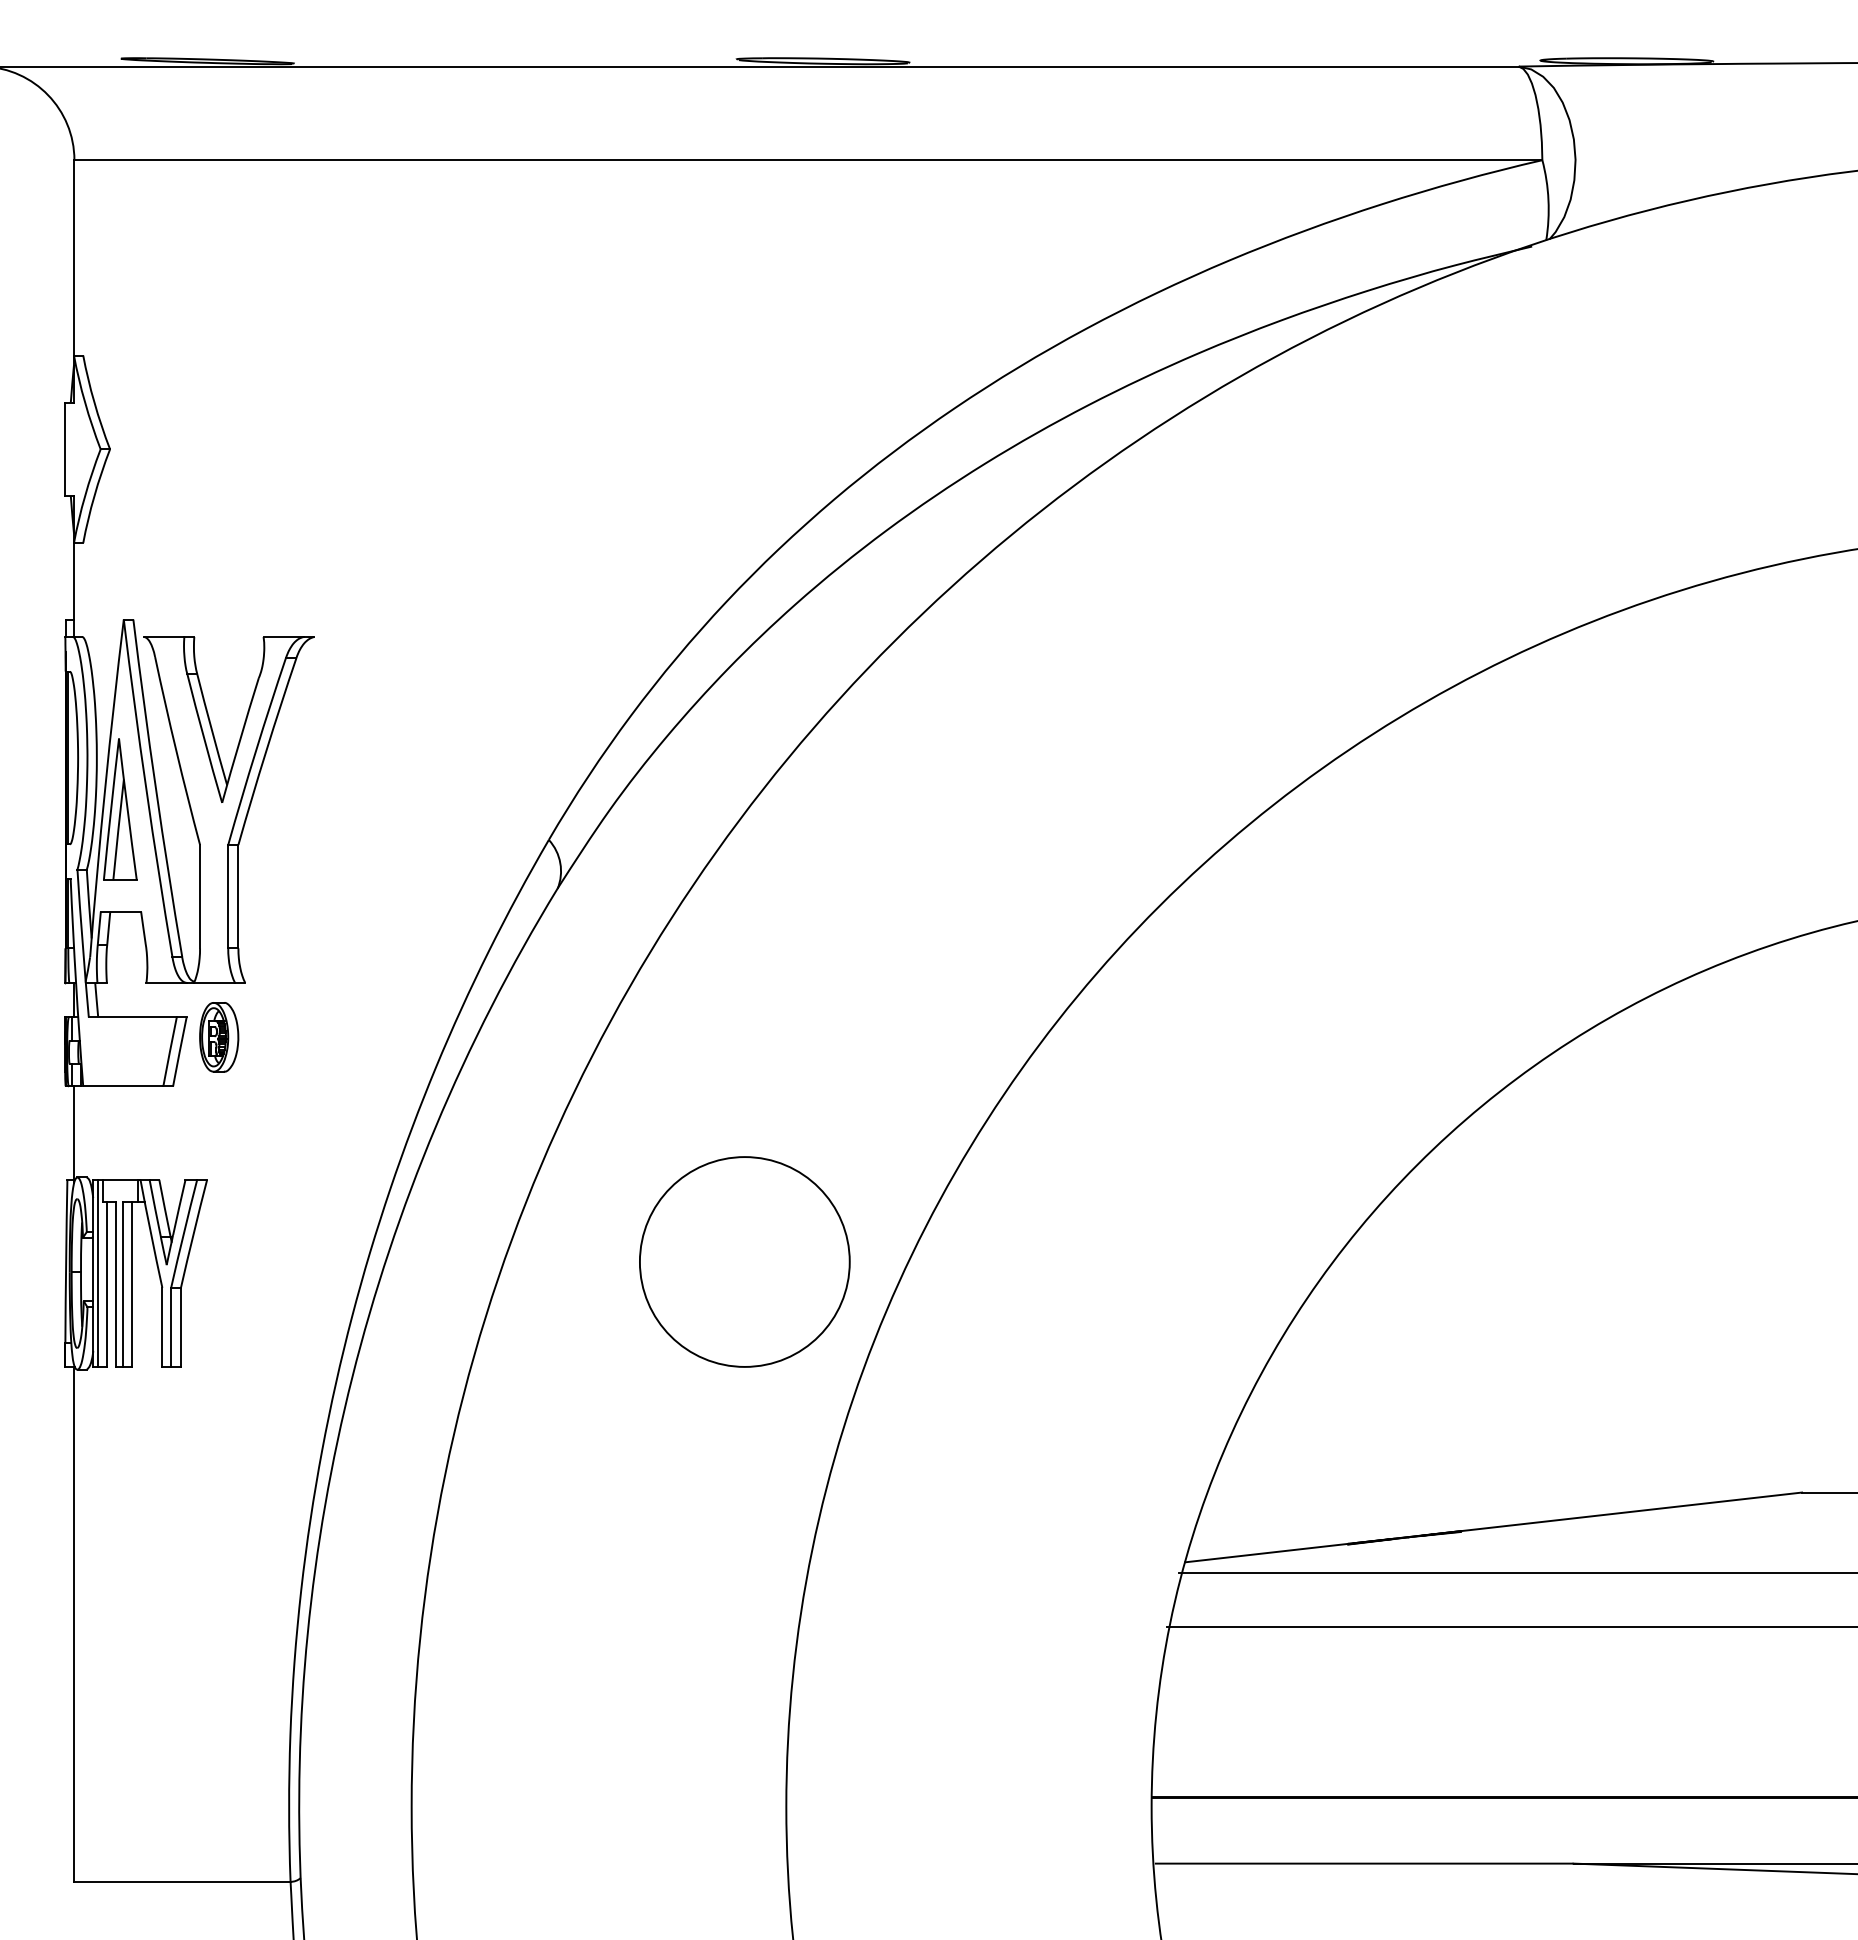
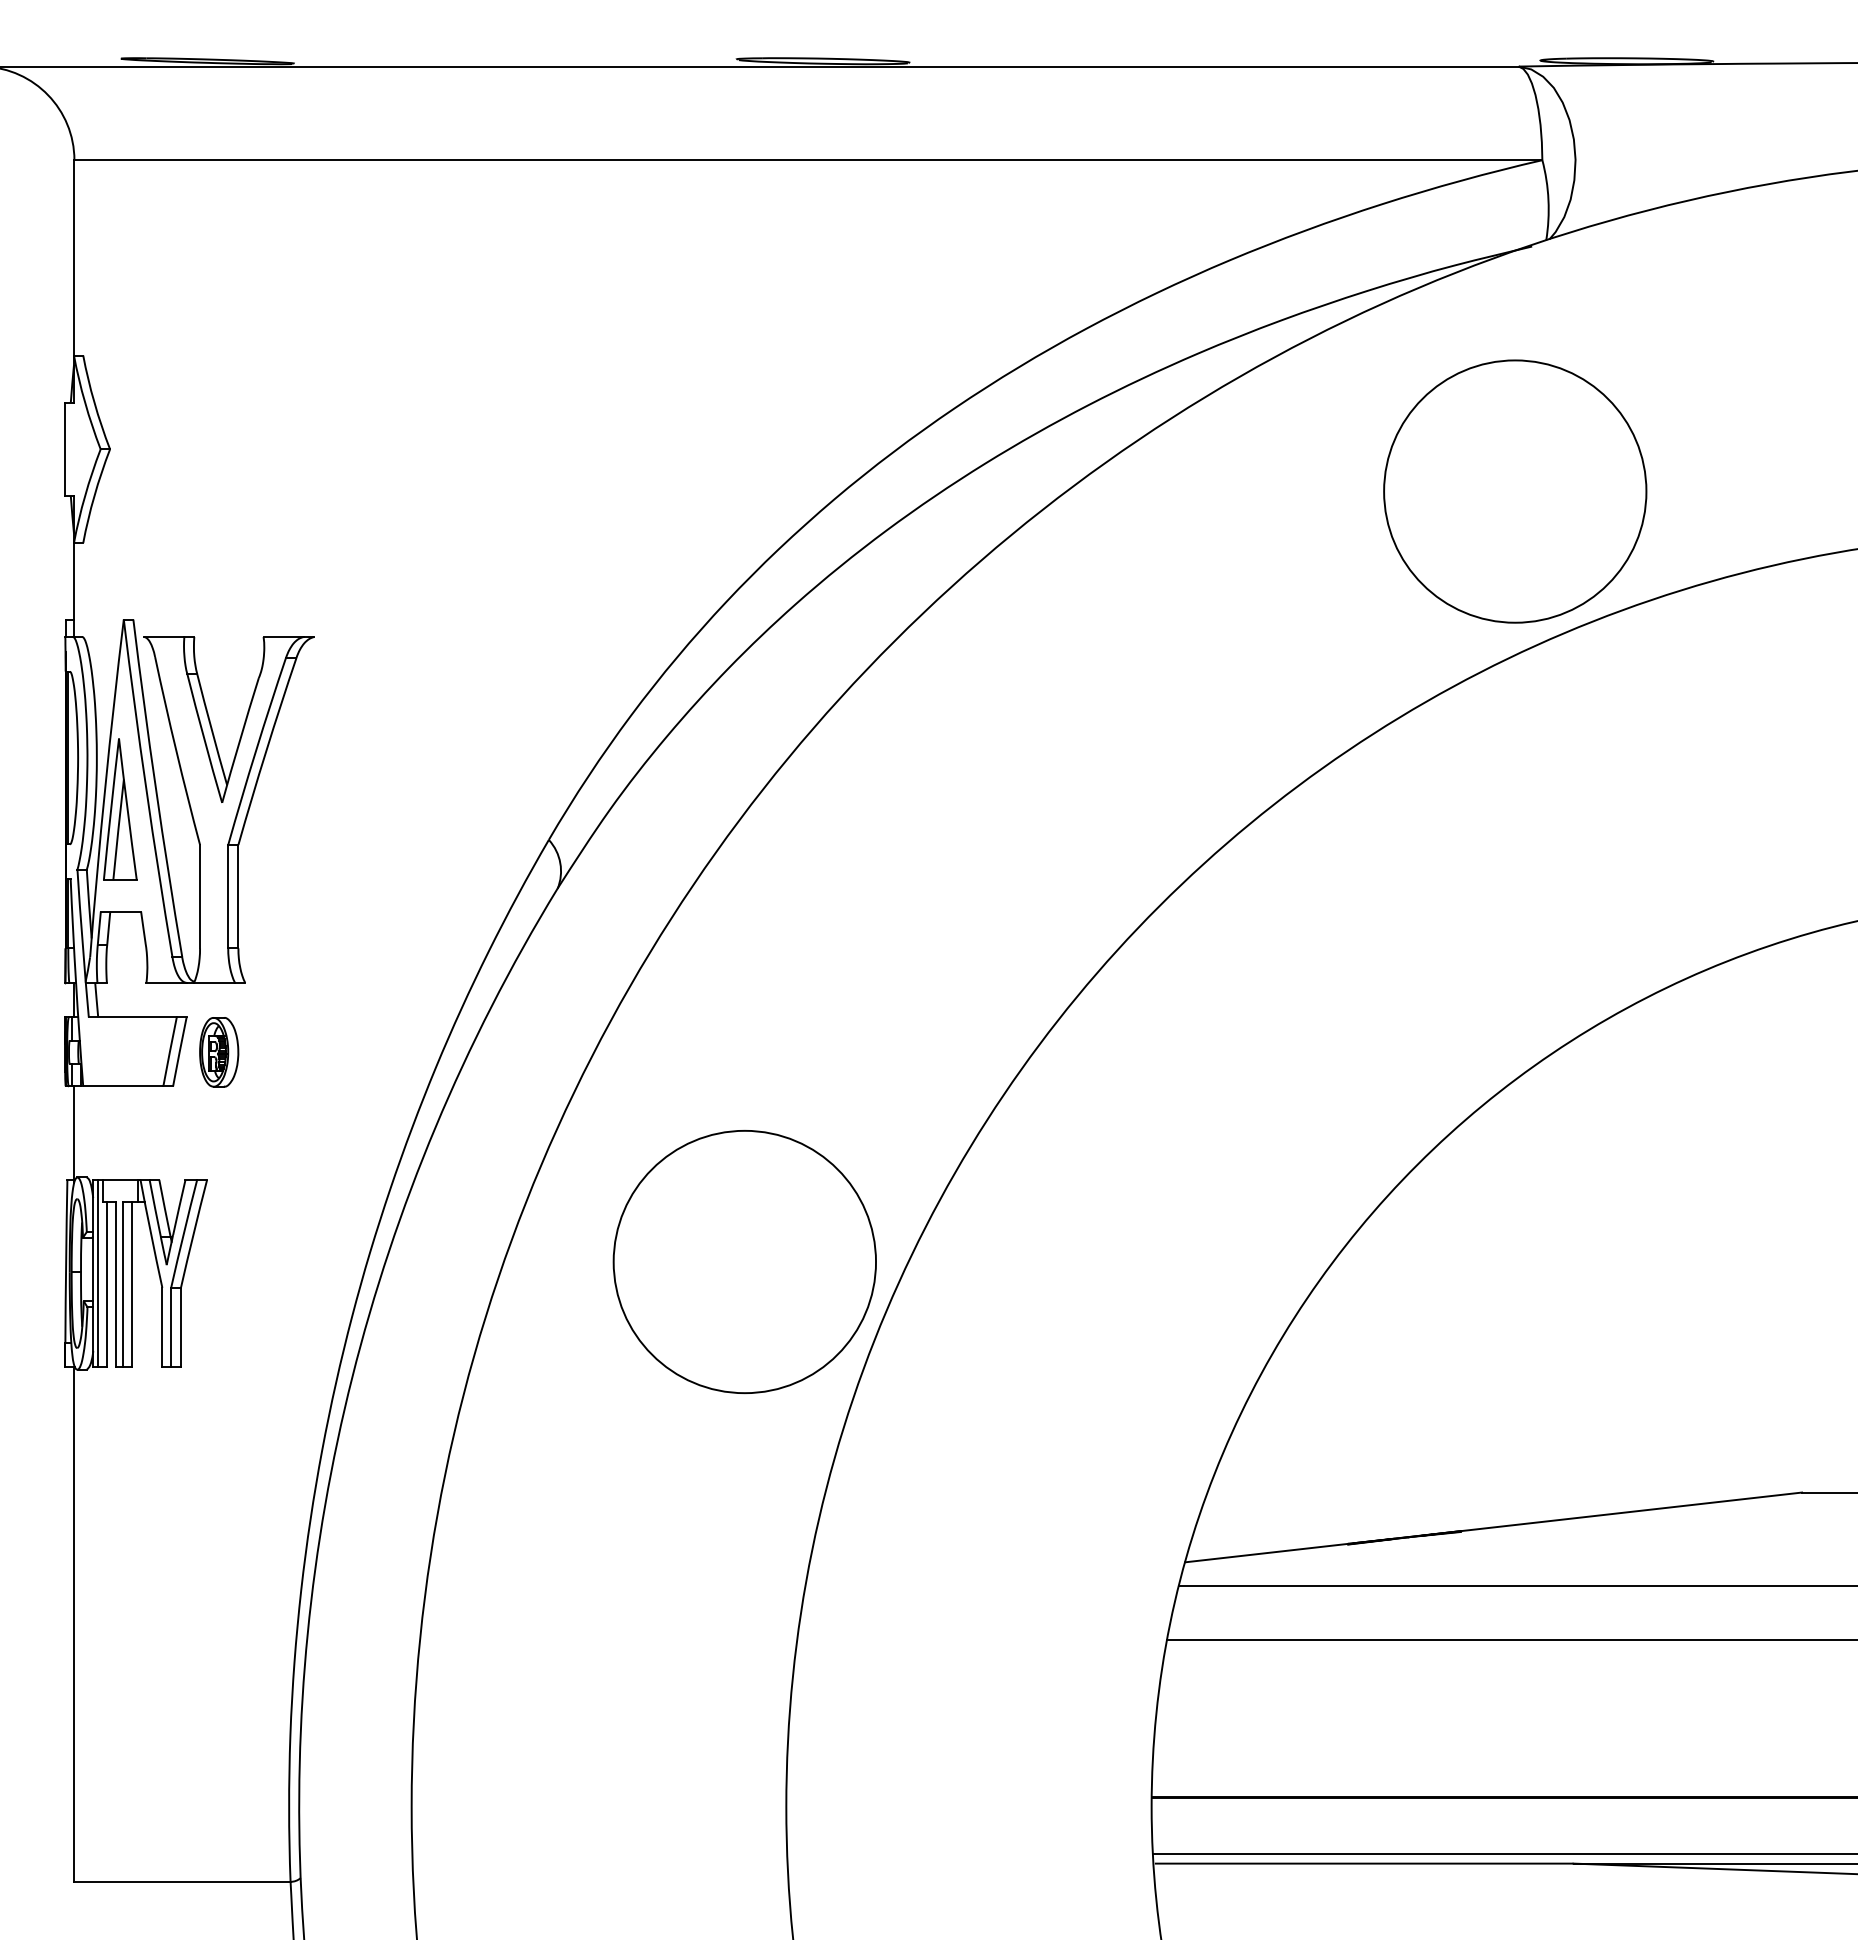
circle: none -> present (1515, 491)
part position: (219, 1037) -> (219, 1052) (219, 1052)
circle diameter: 210 px -> 262 px (744, 1261)
line position: (1516, 1573) -> (1516, 1586) (1516, 1586)
line position: (1510, 1627) -> (1510, 1640) (1510, 1640)
line: none -> present (1503, 1854)
